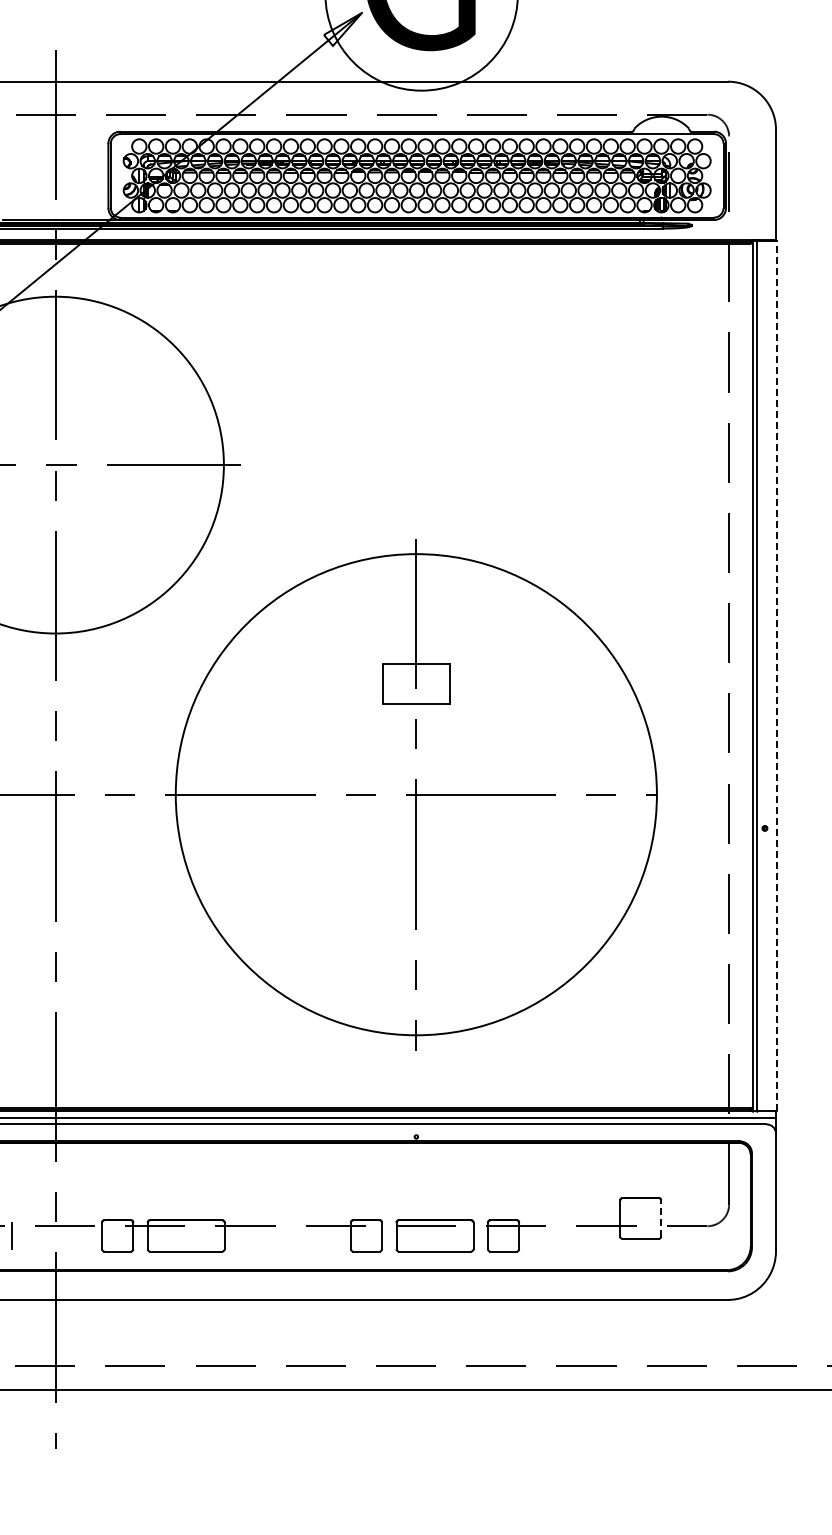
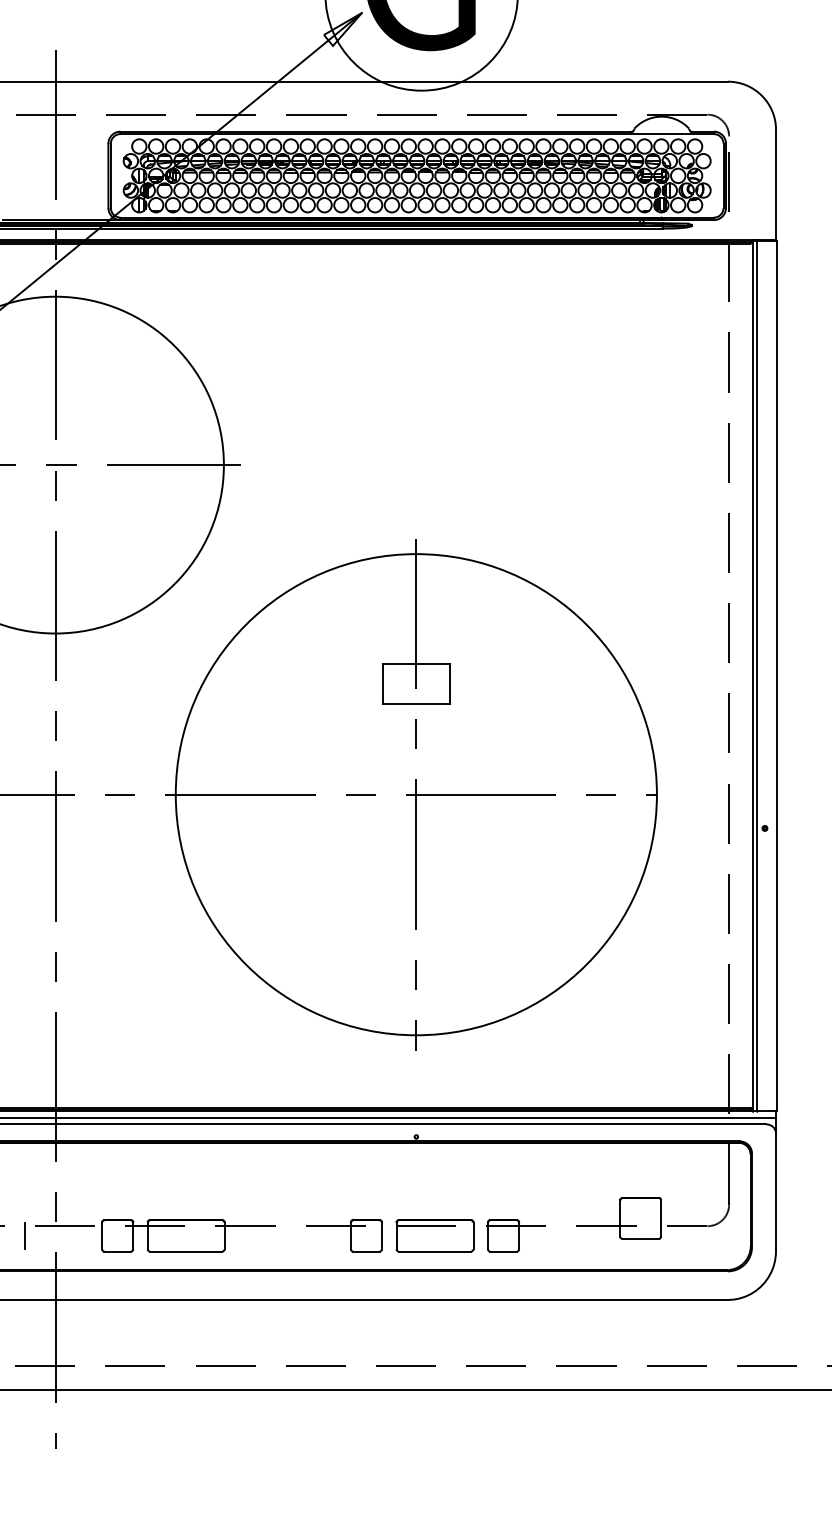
line: dashed -> solid (776, 675)
line: dashed -> solid (661, 1218)
line position: (11, 1235) -> (24, 1235) (24, 1235)
